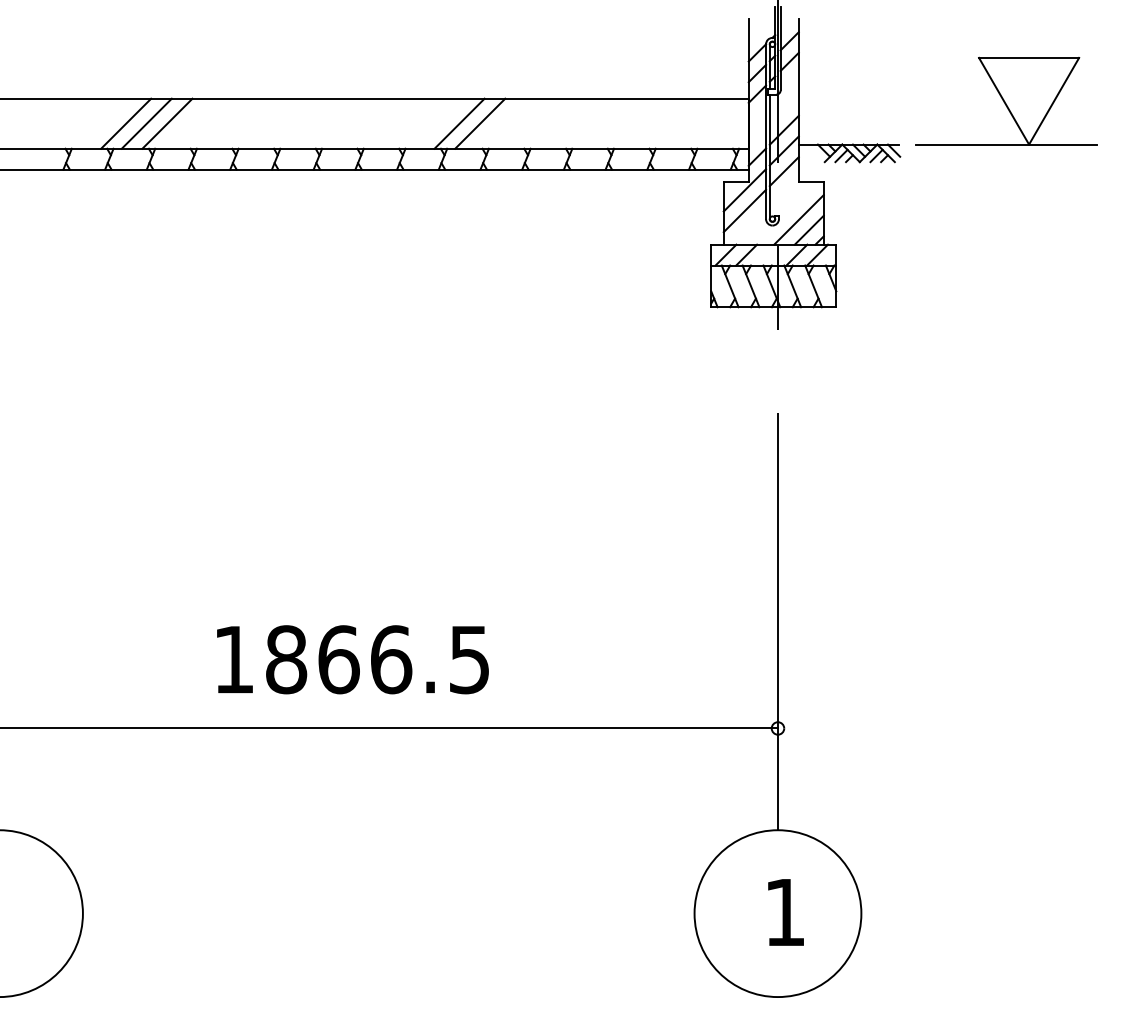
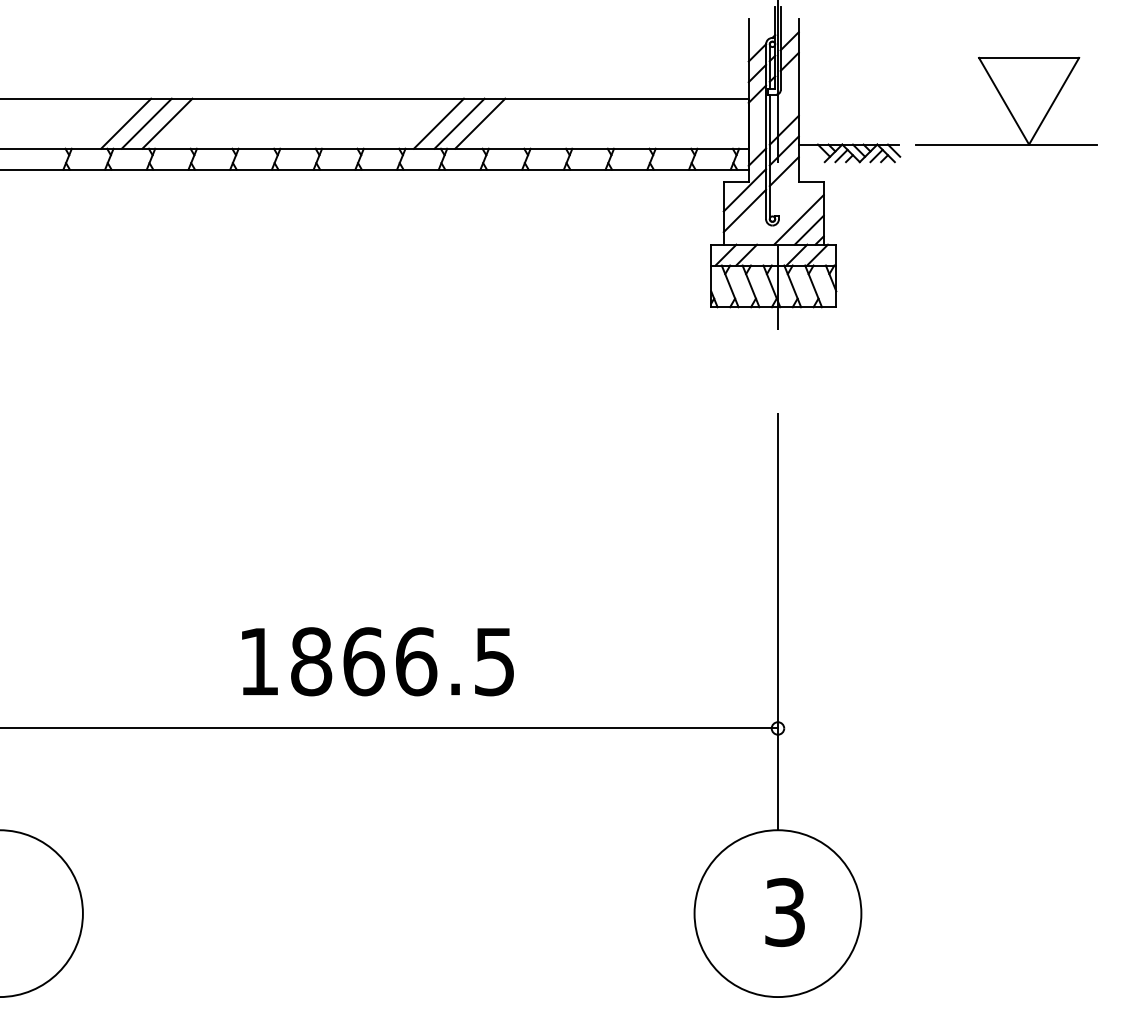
line: none -> present (438, 123)
text position: (352, 659) -> (377, 661) (377, 661)
text: 1 -> 3 (784, 912)
